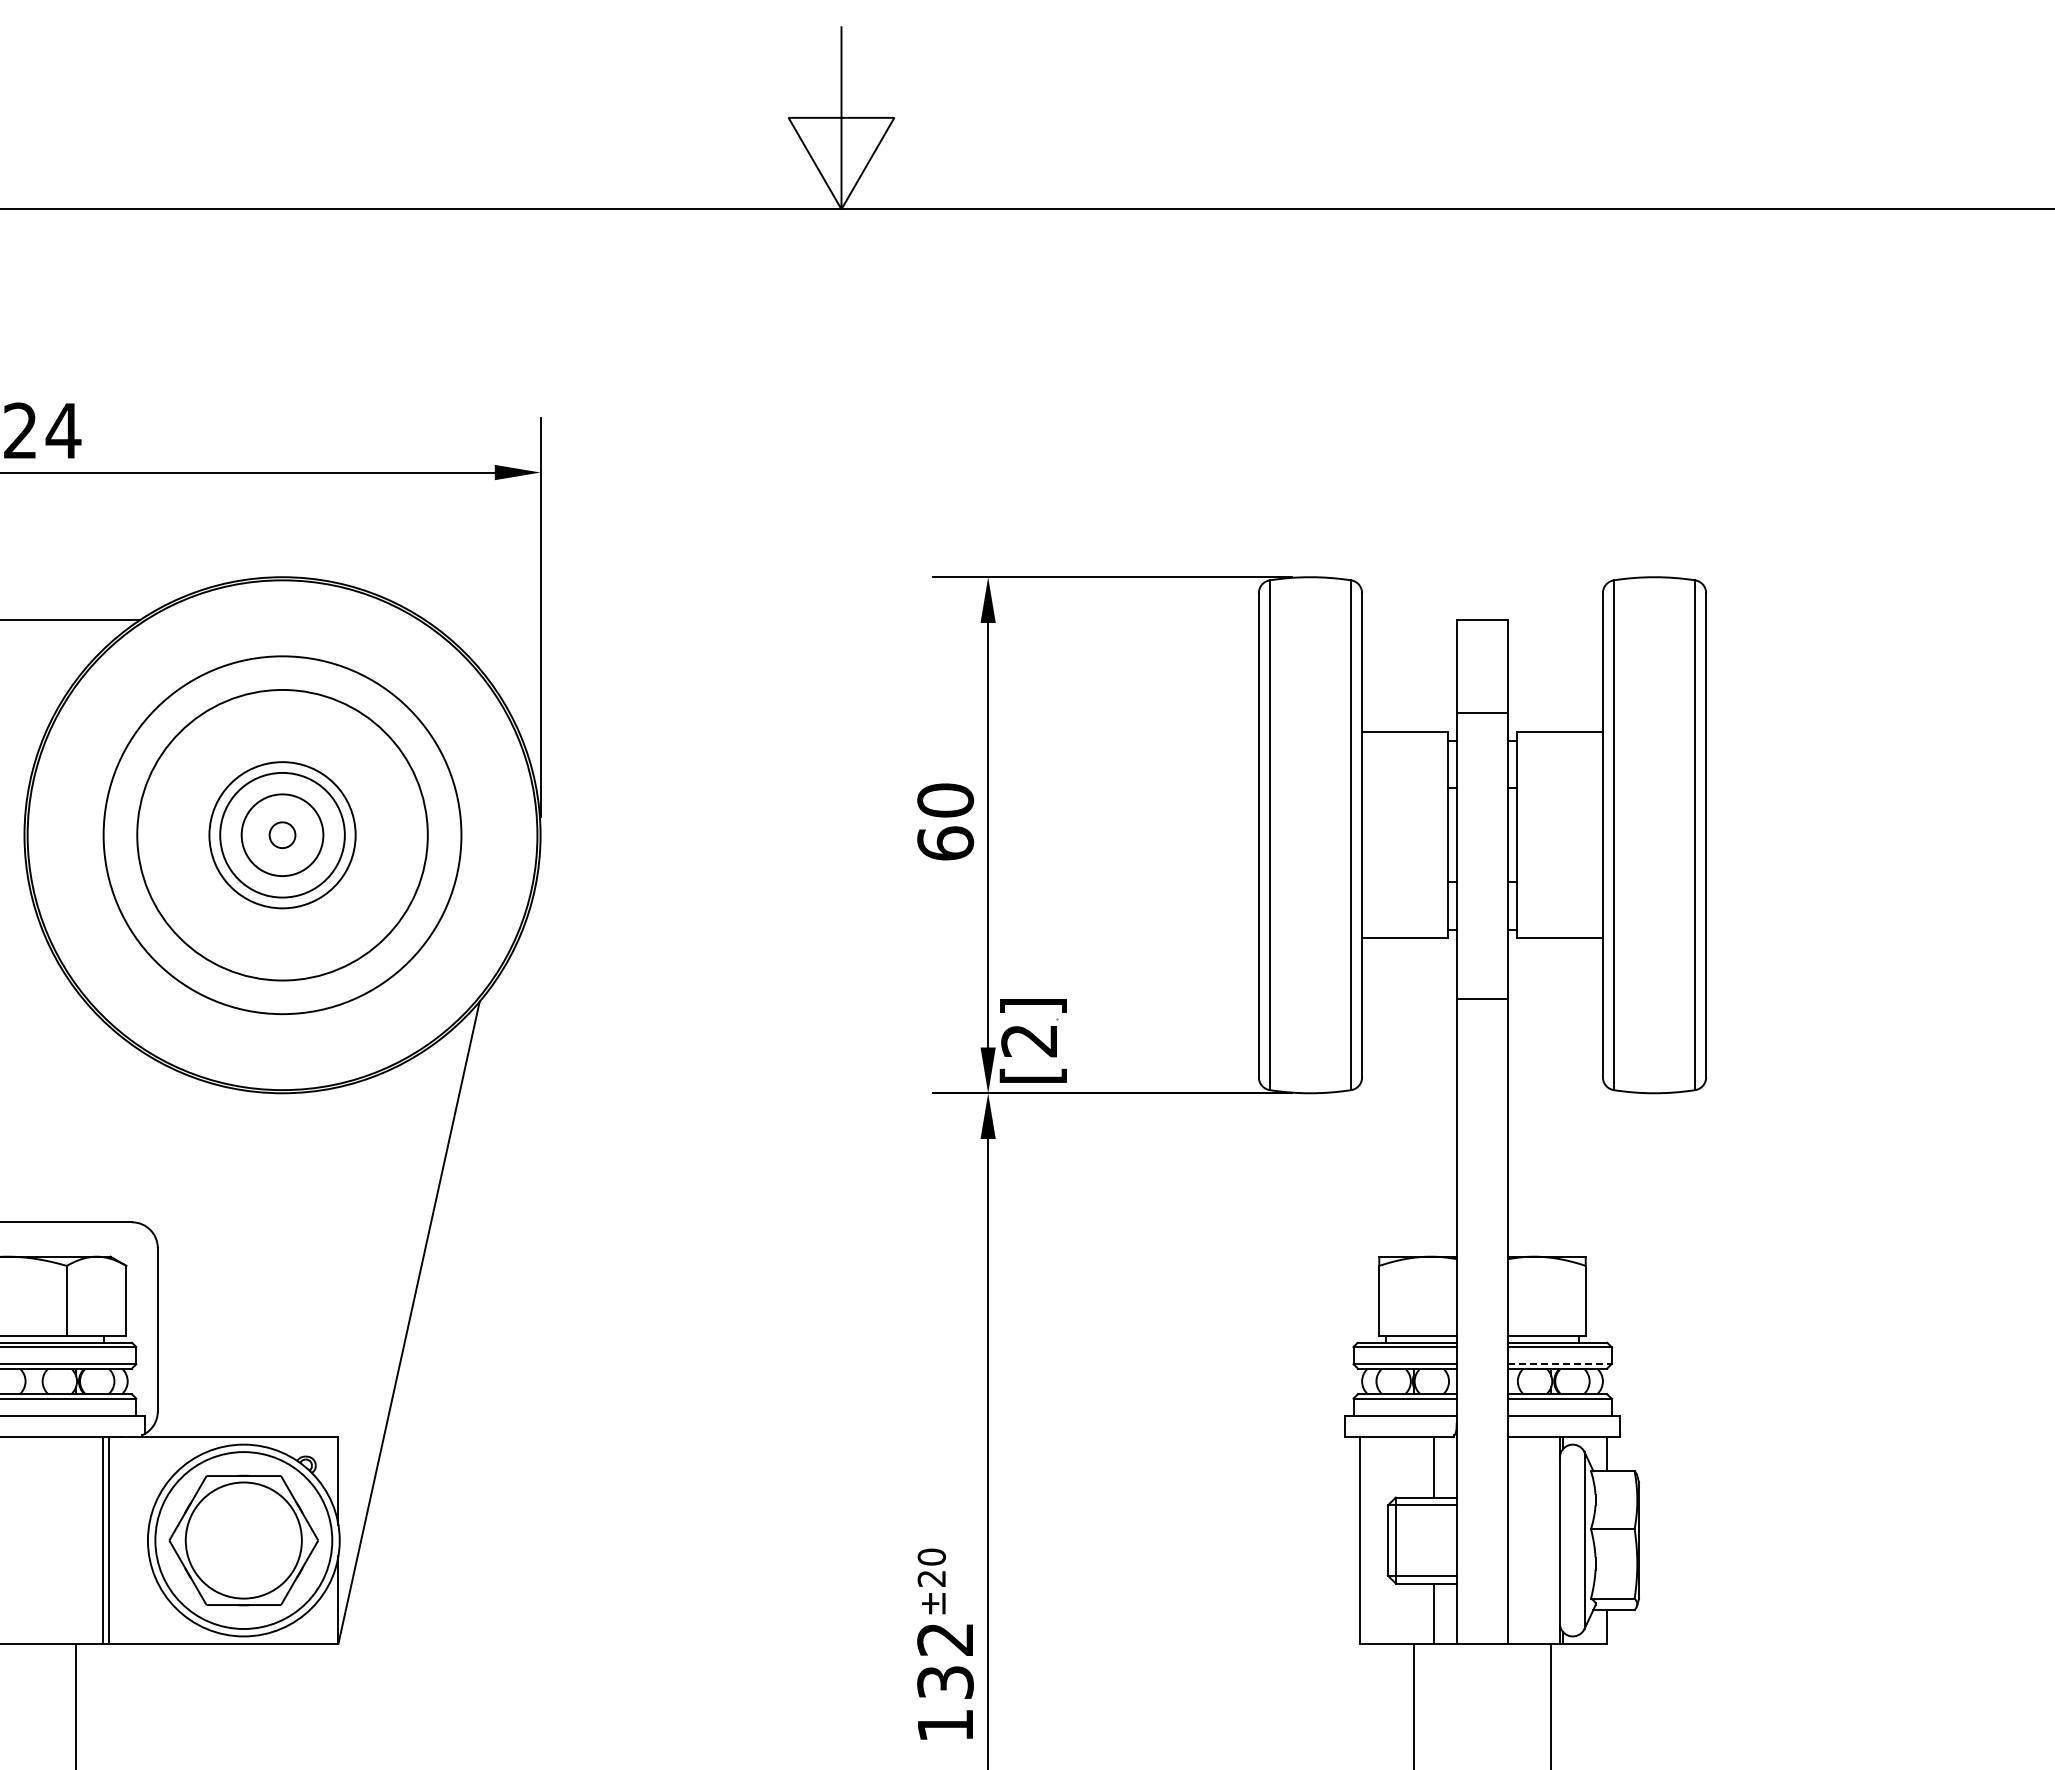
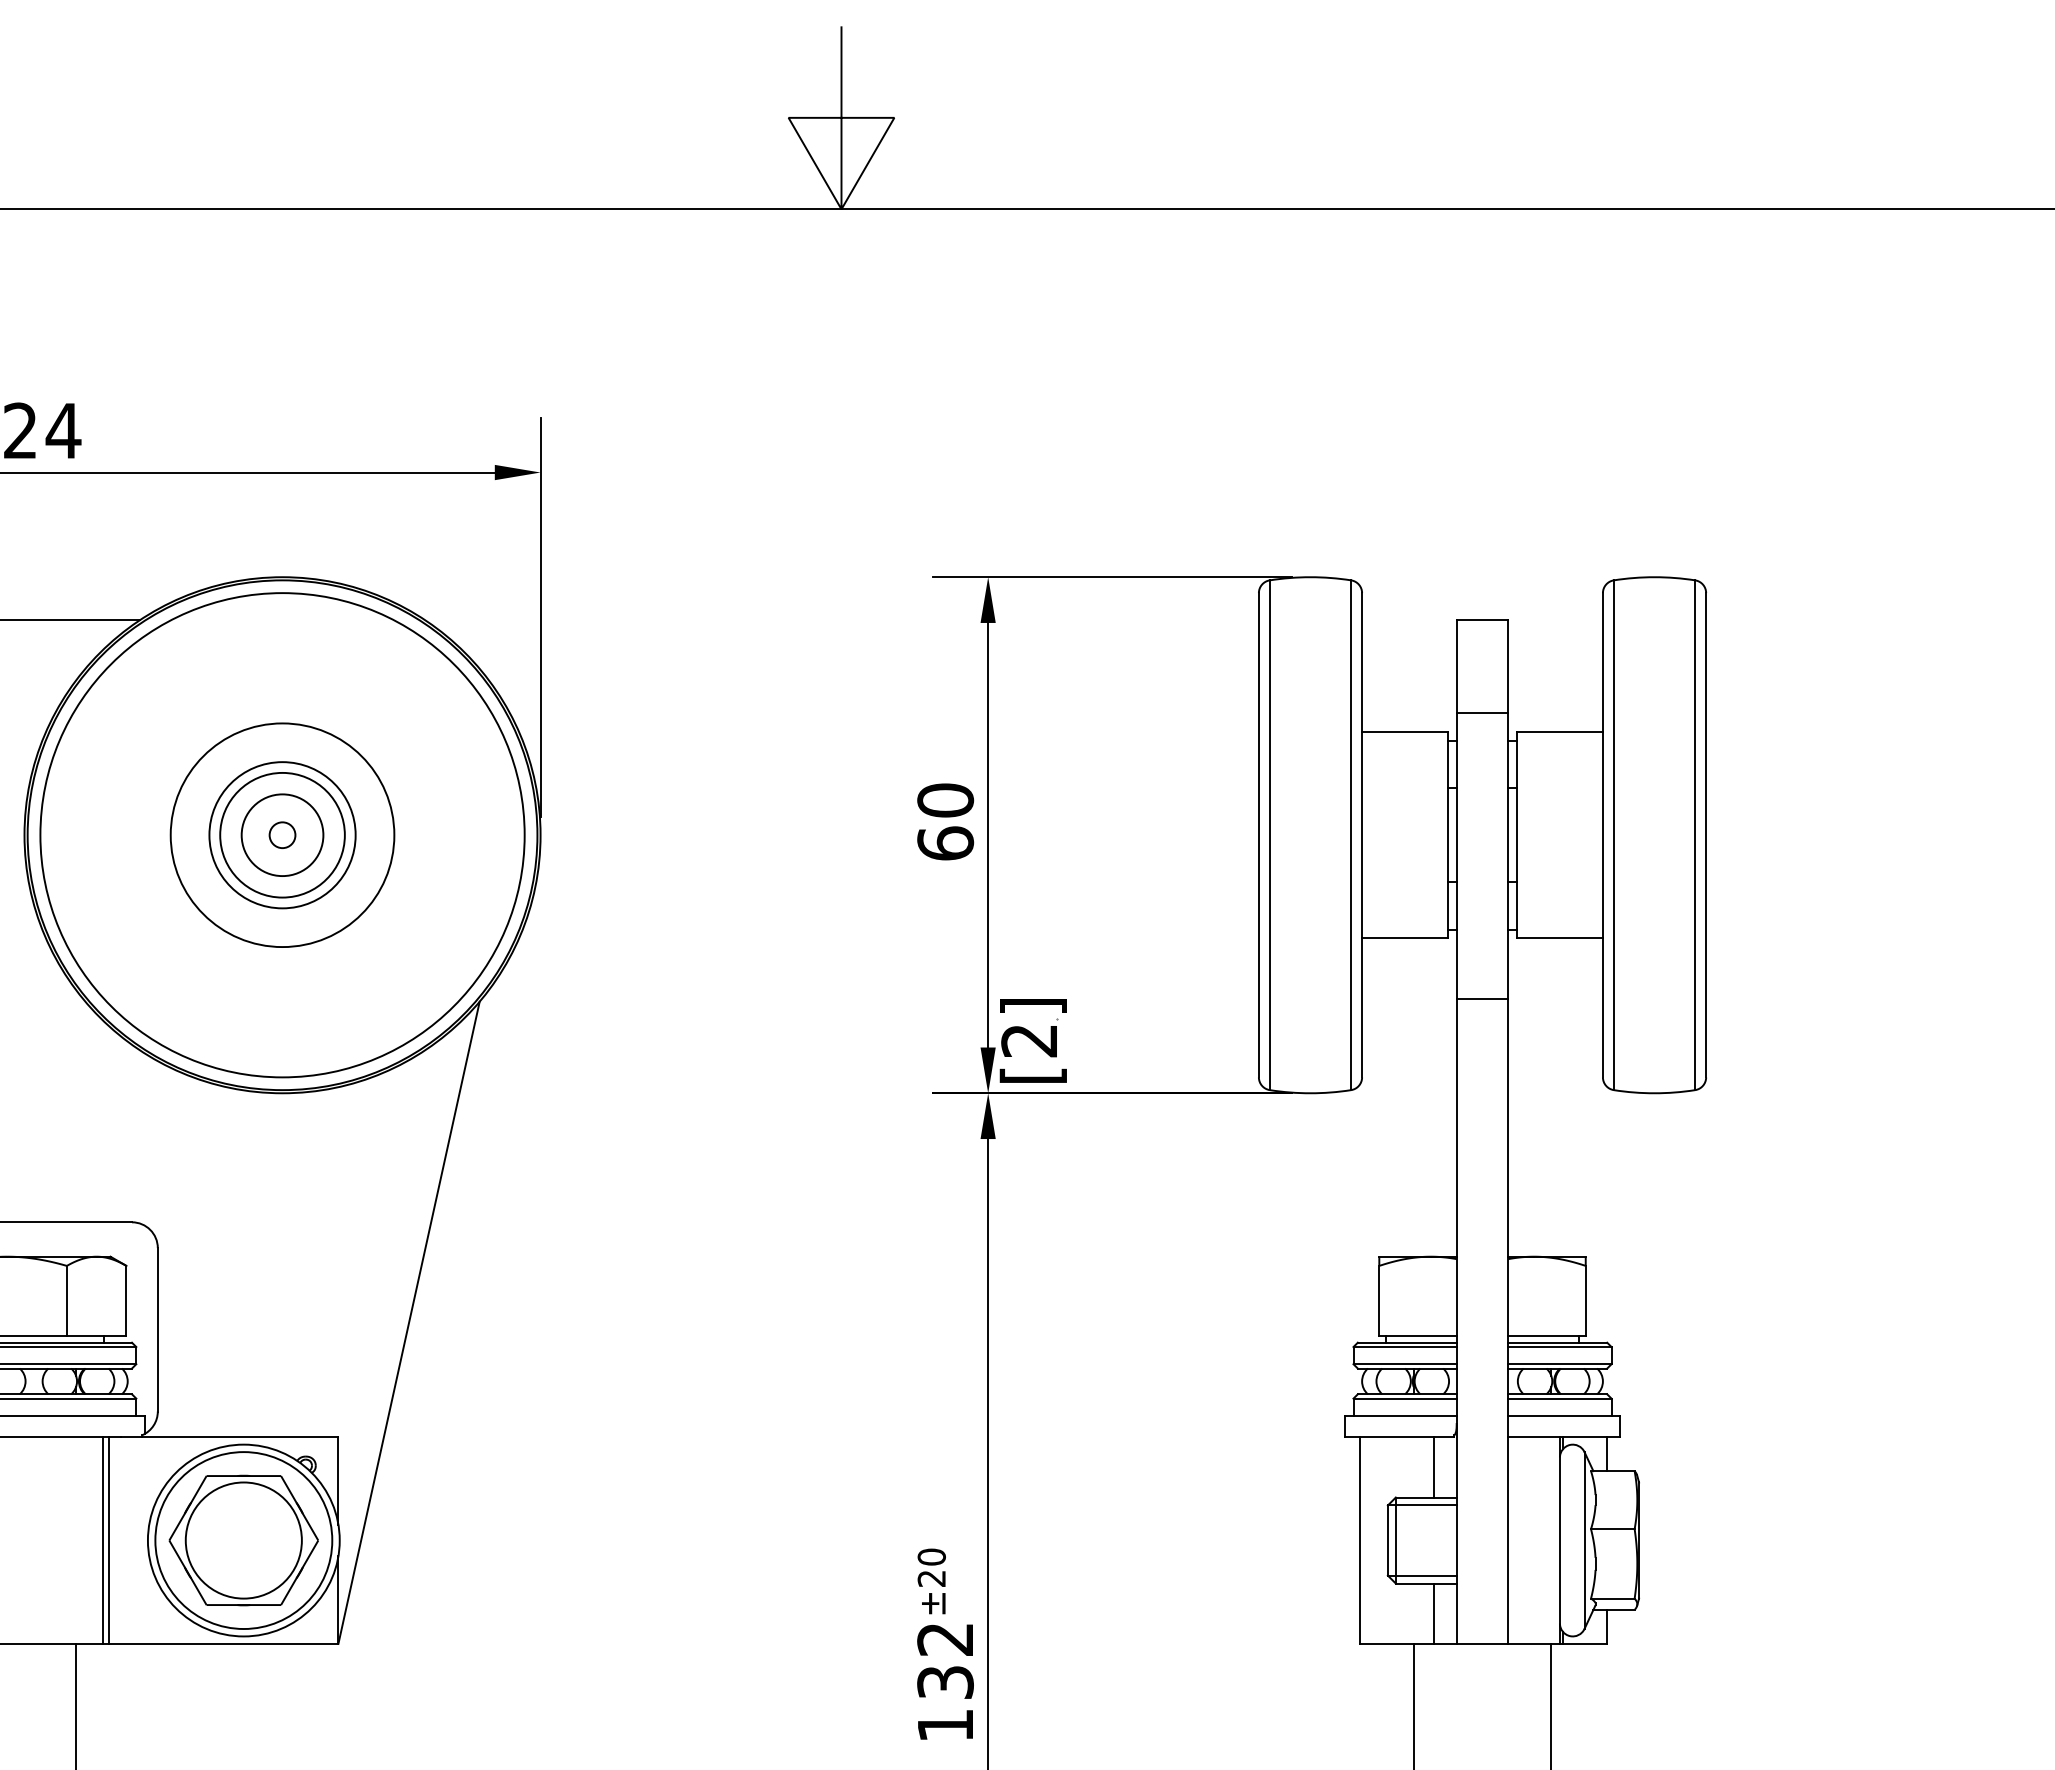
circle diameter: 291 px -> 484 px (282, 835)
circle diameter: 358 px -> 224 px (282, 835)
line: dashed -> solid (1559, 1364)
